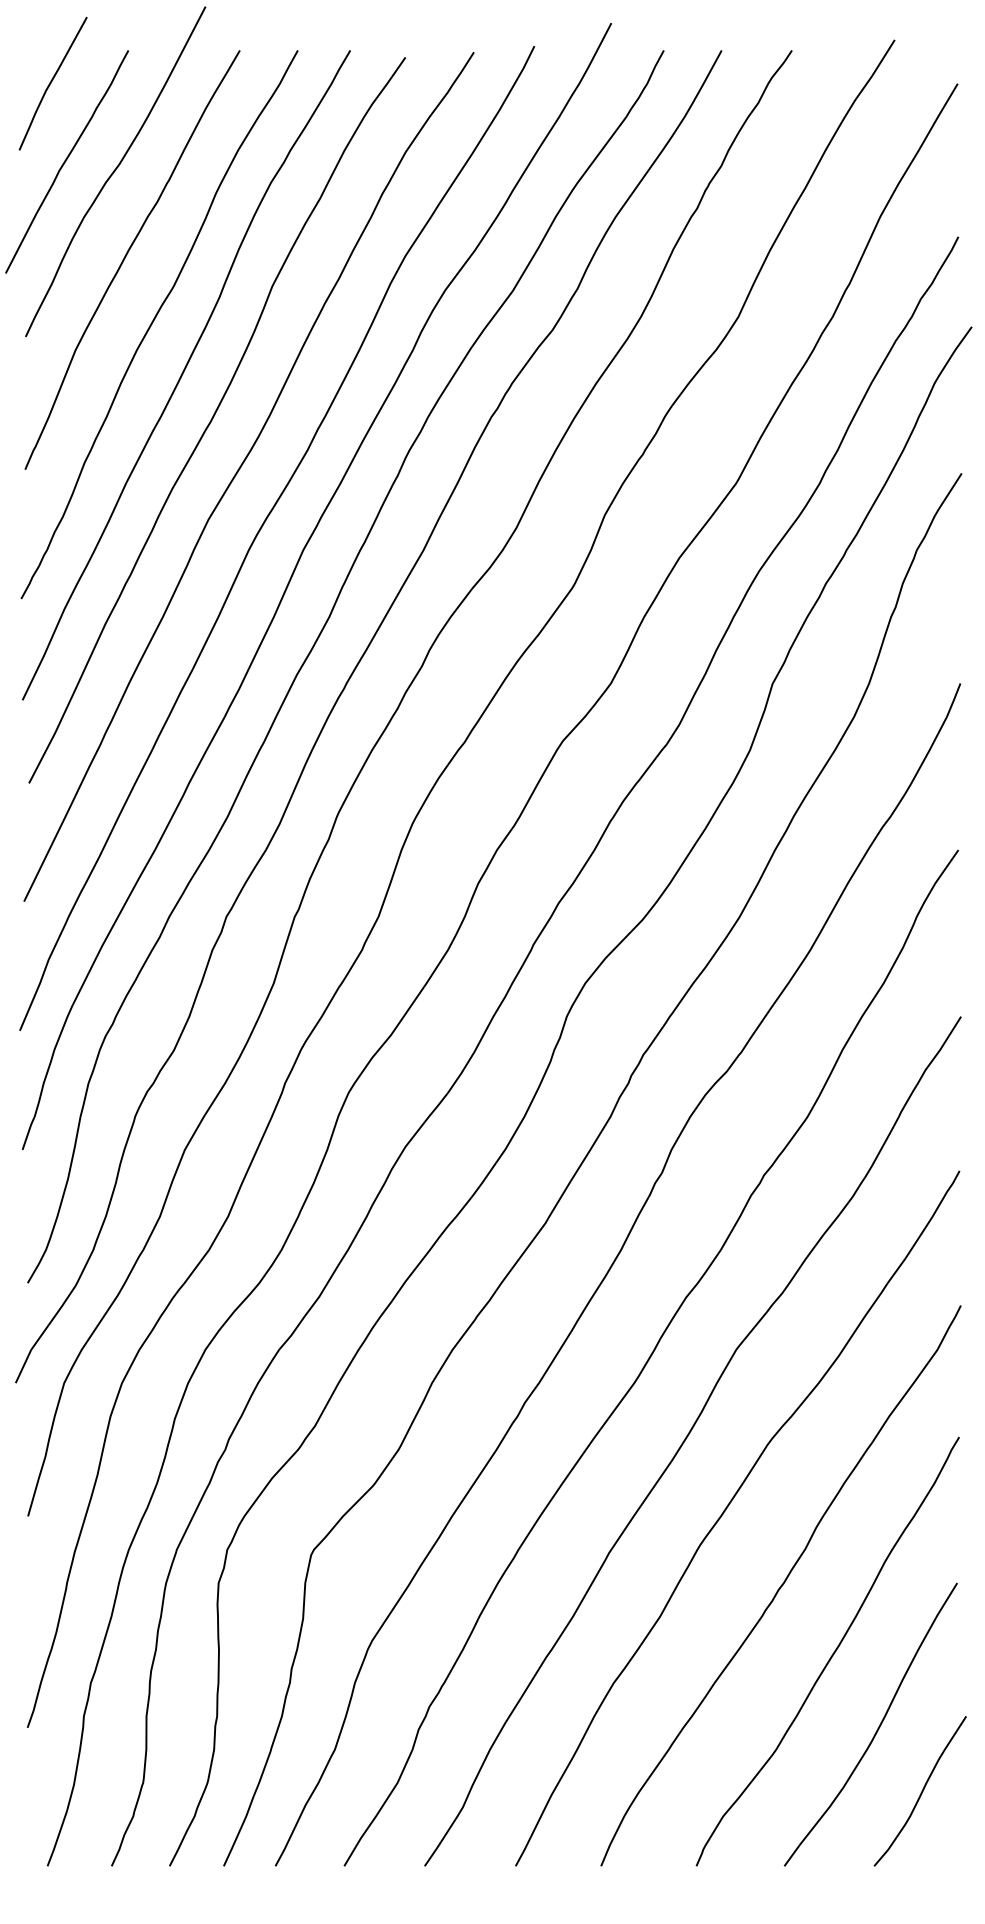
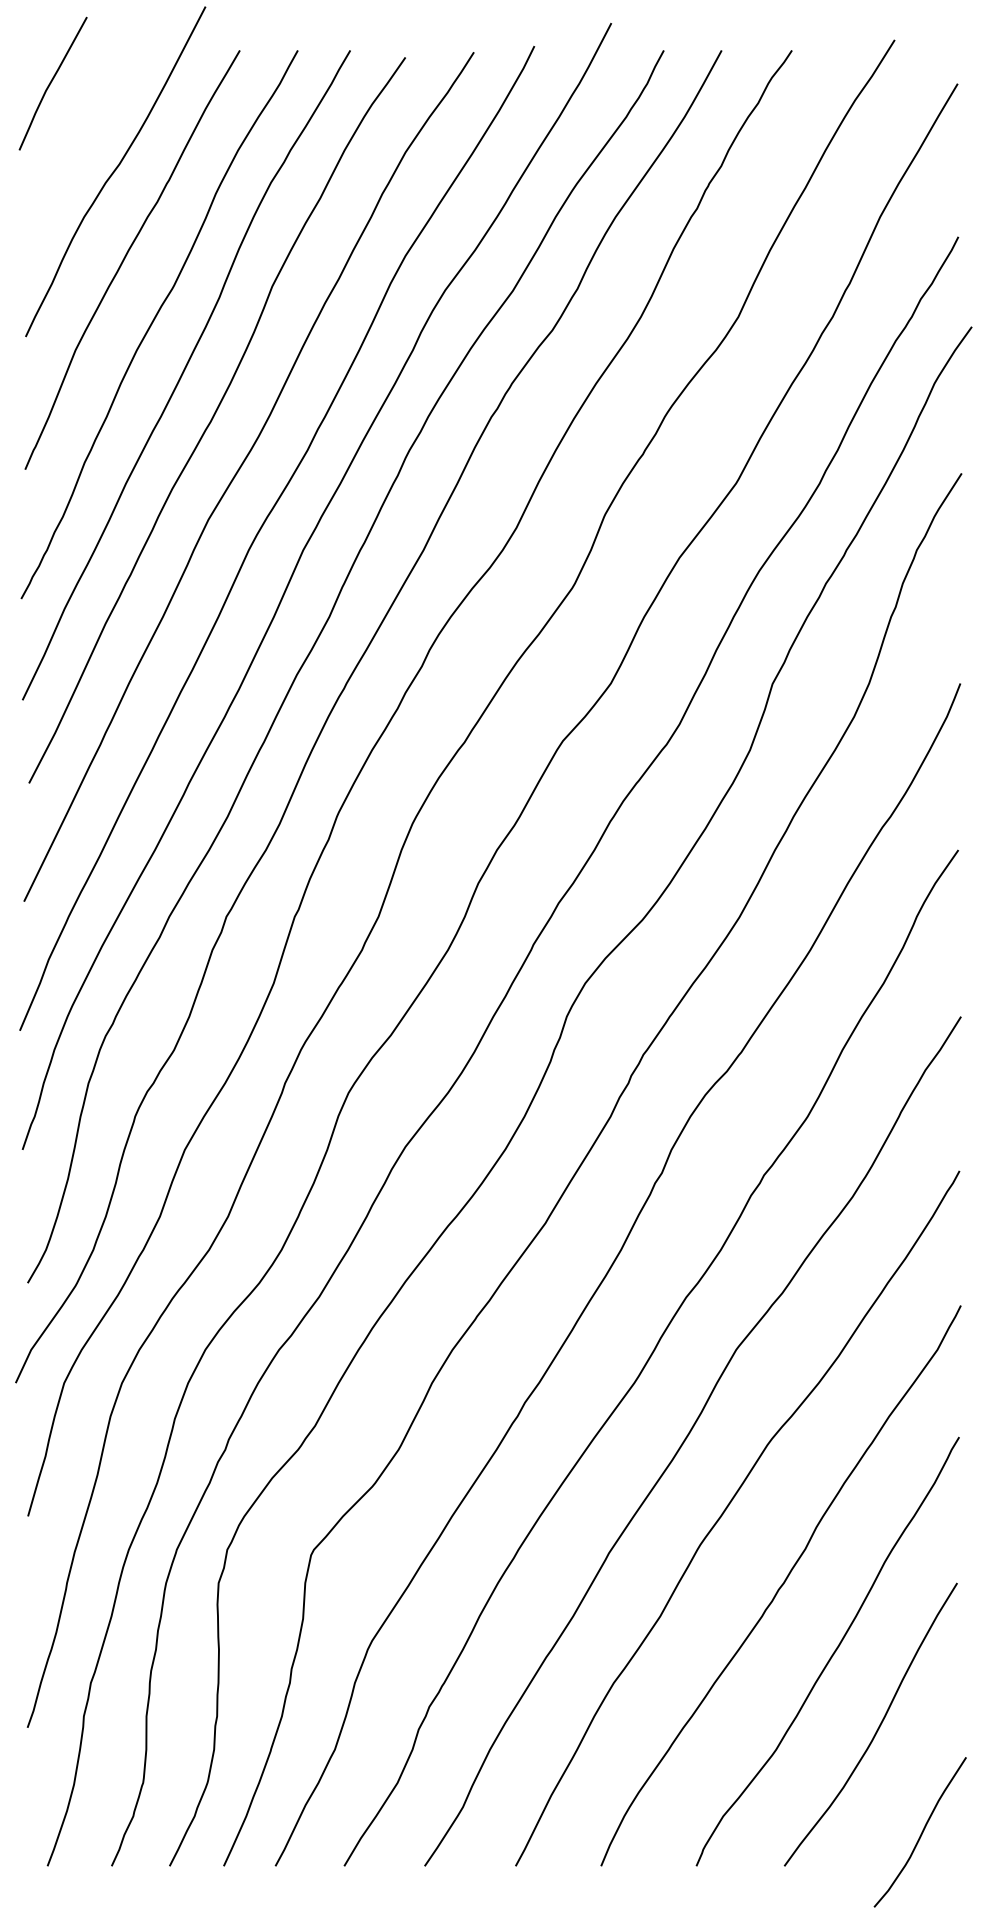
curve: present -> none (66, 161)
curve position: (921, 1791) -> (921, 1832) (921, 1832)
